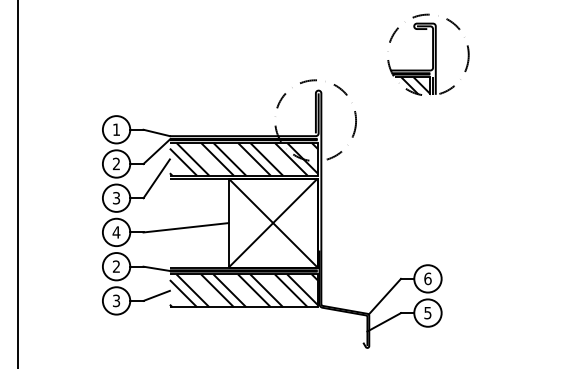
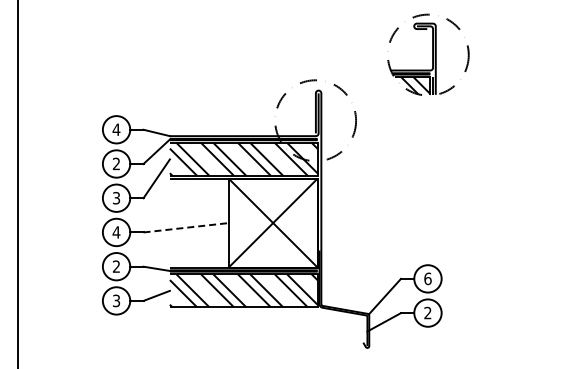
text: 1 -> 4 (116, 129)
line: solid -> dashed (186, 227)
text: 5 -> 2 (427, 312)
